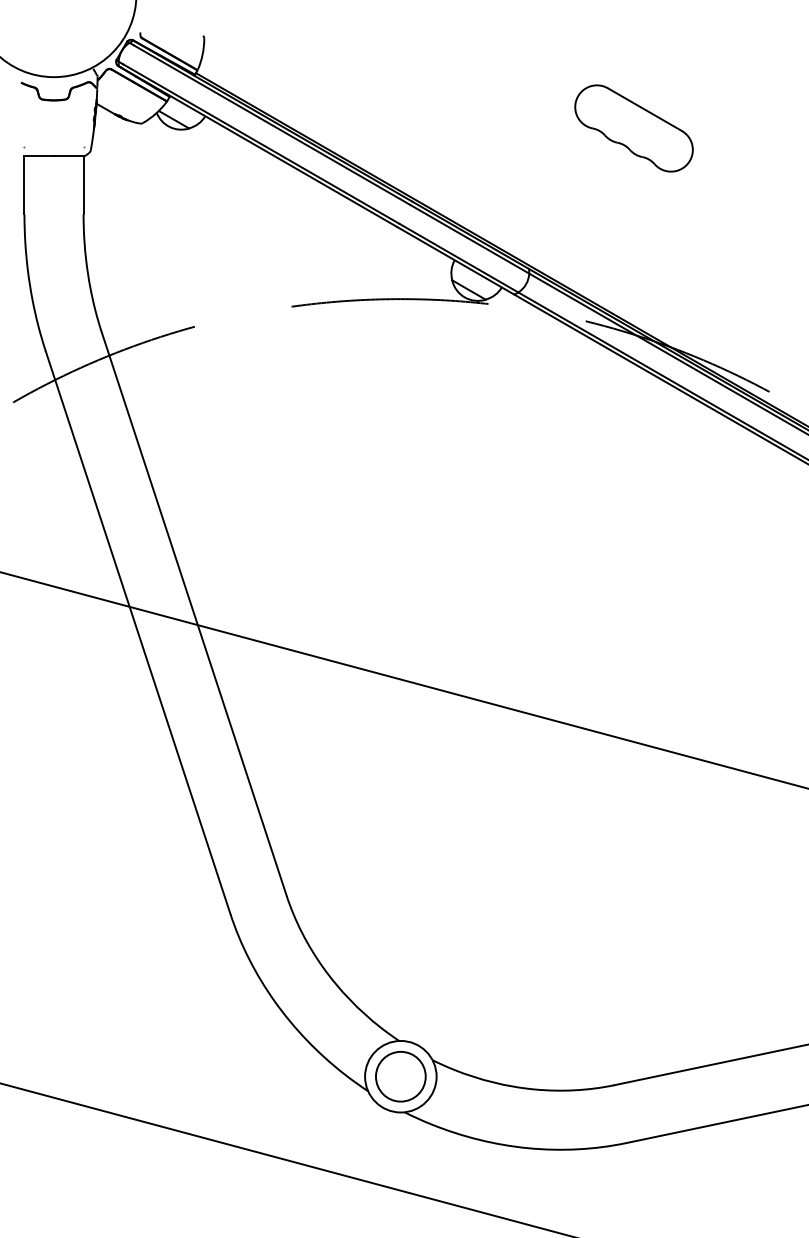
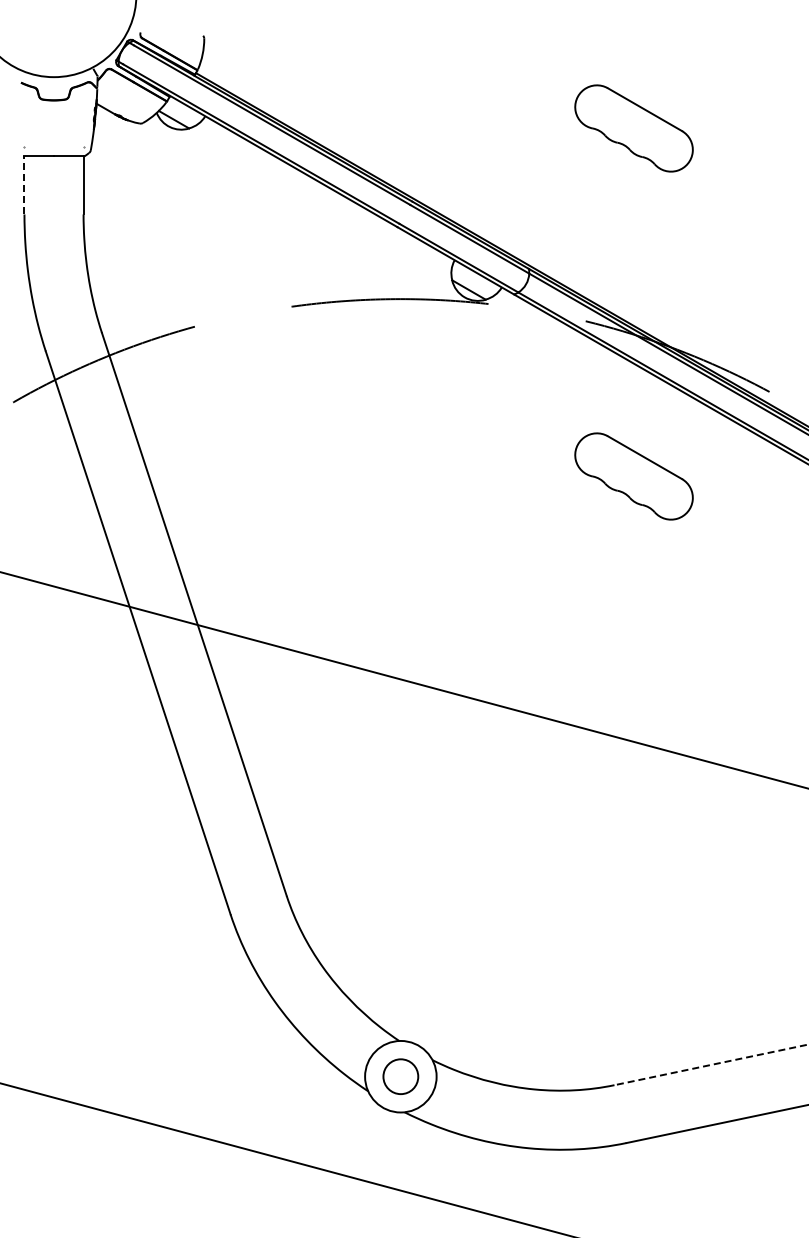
line: solid -> dashed (24, 185)
part: none -> present (633, 476)
line: solid -> dashed (711, 1064)
circle diameter: 50 px -> 35 px (400, 1076)
